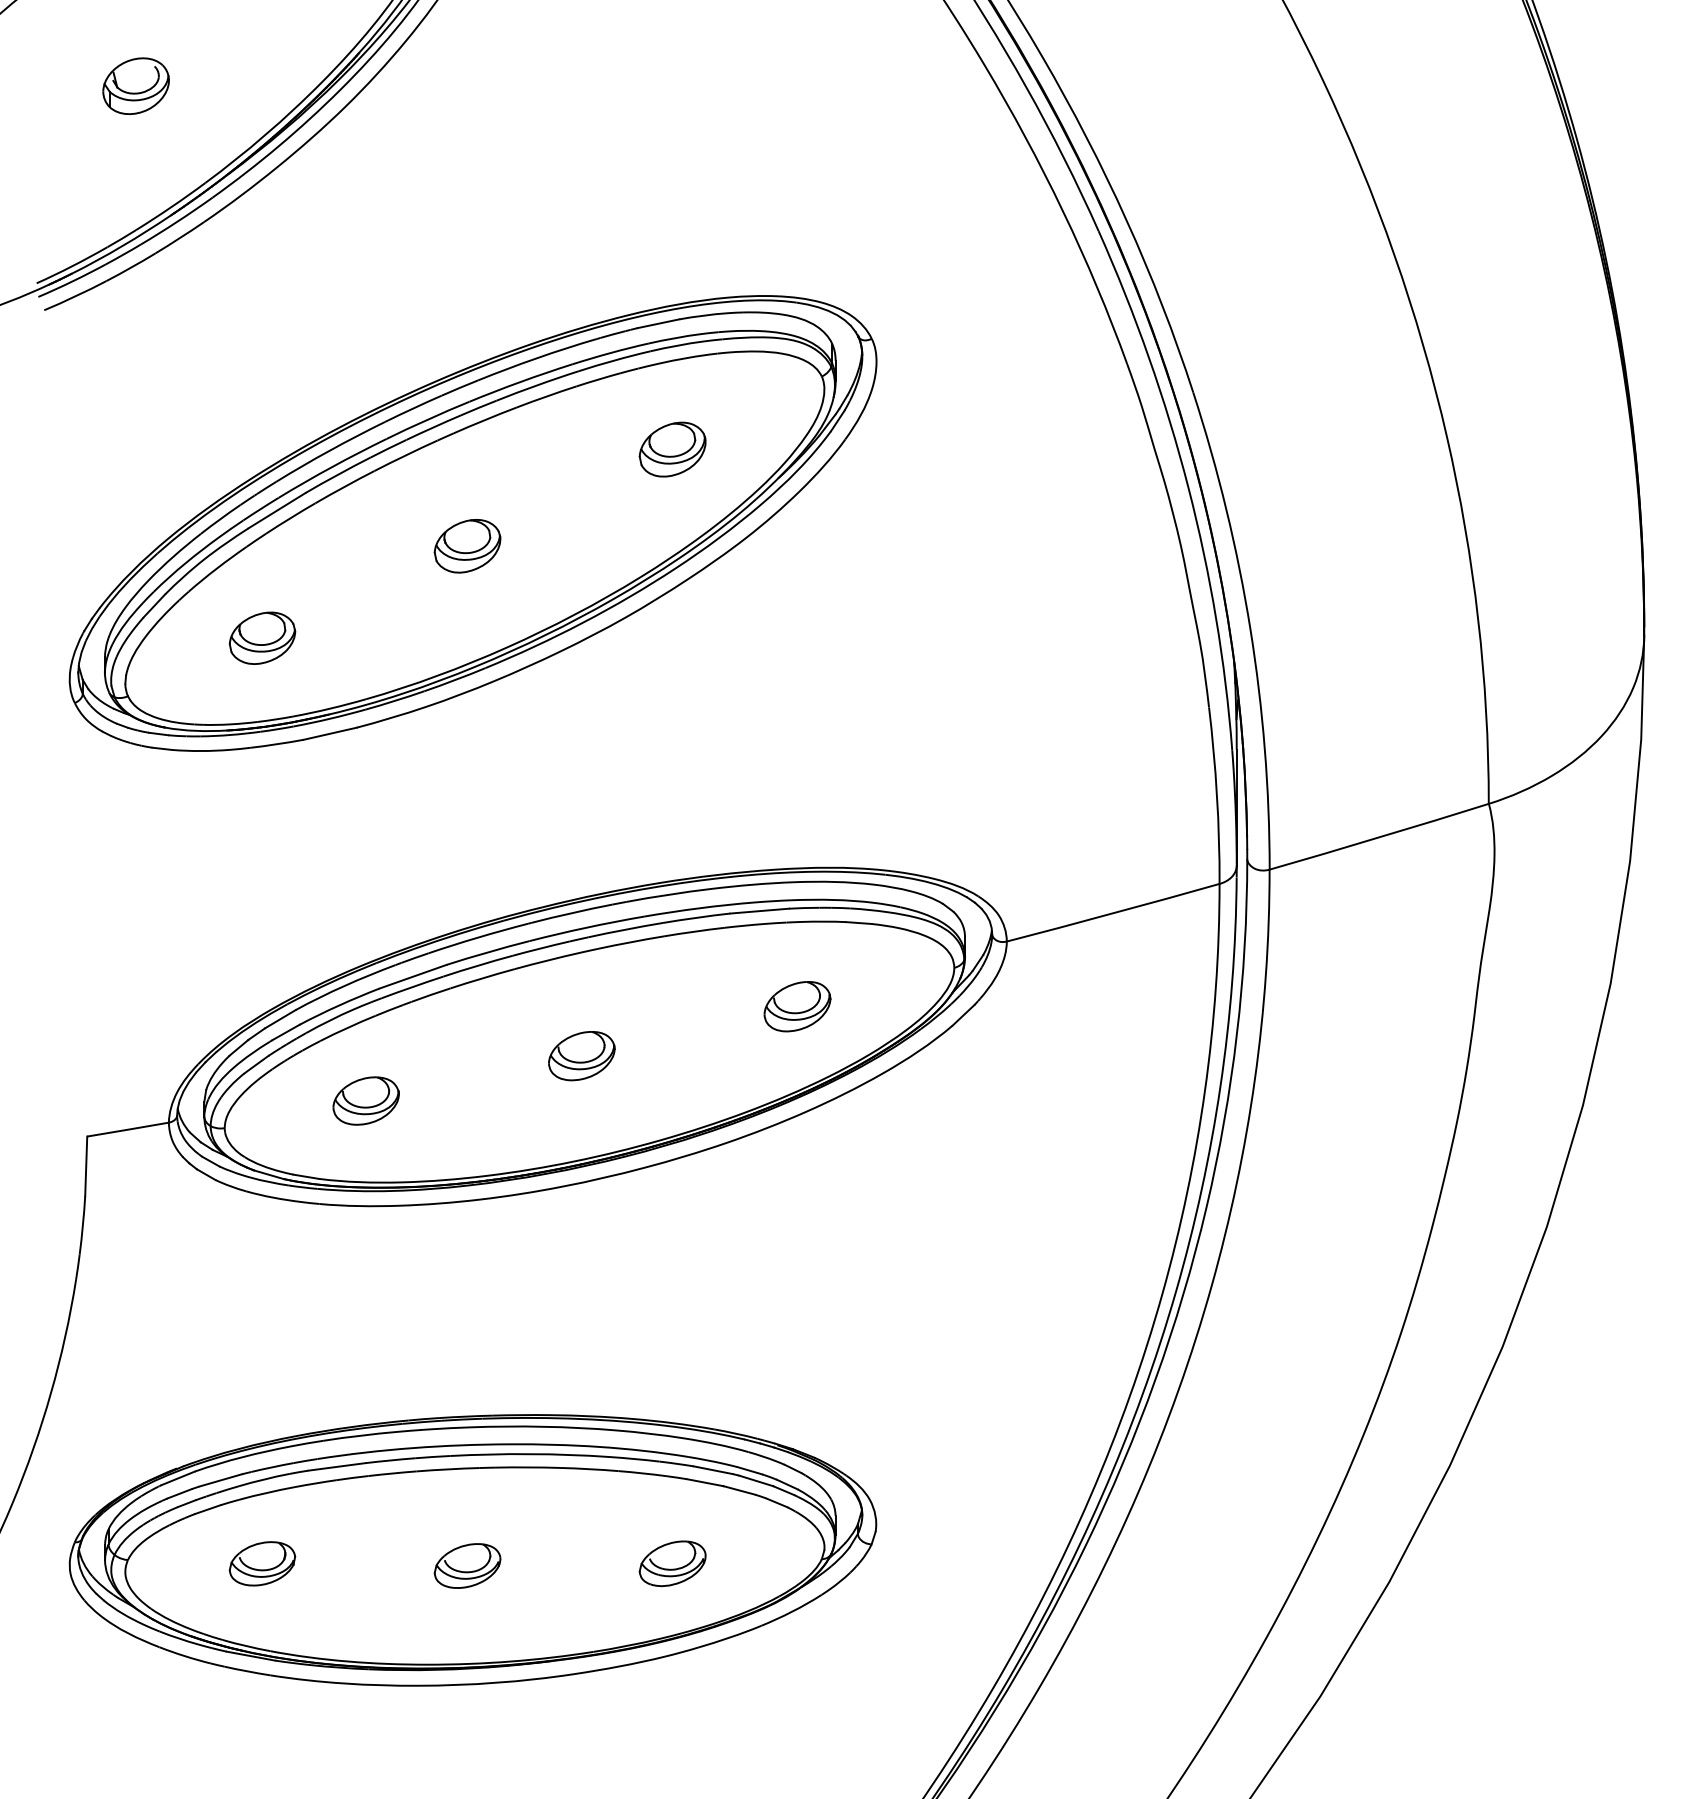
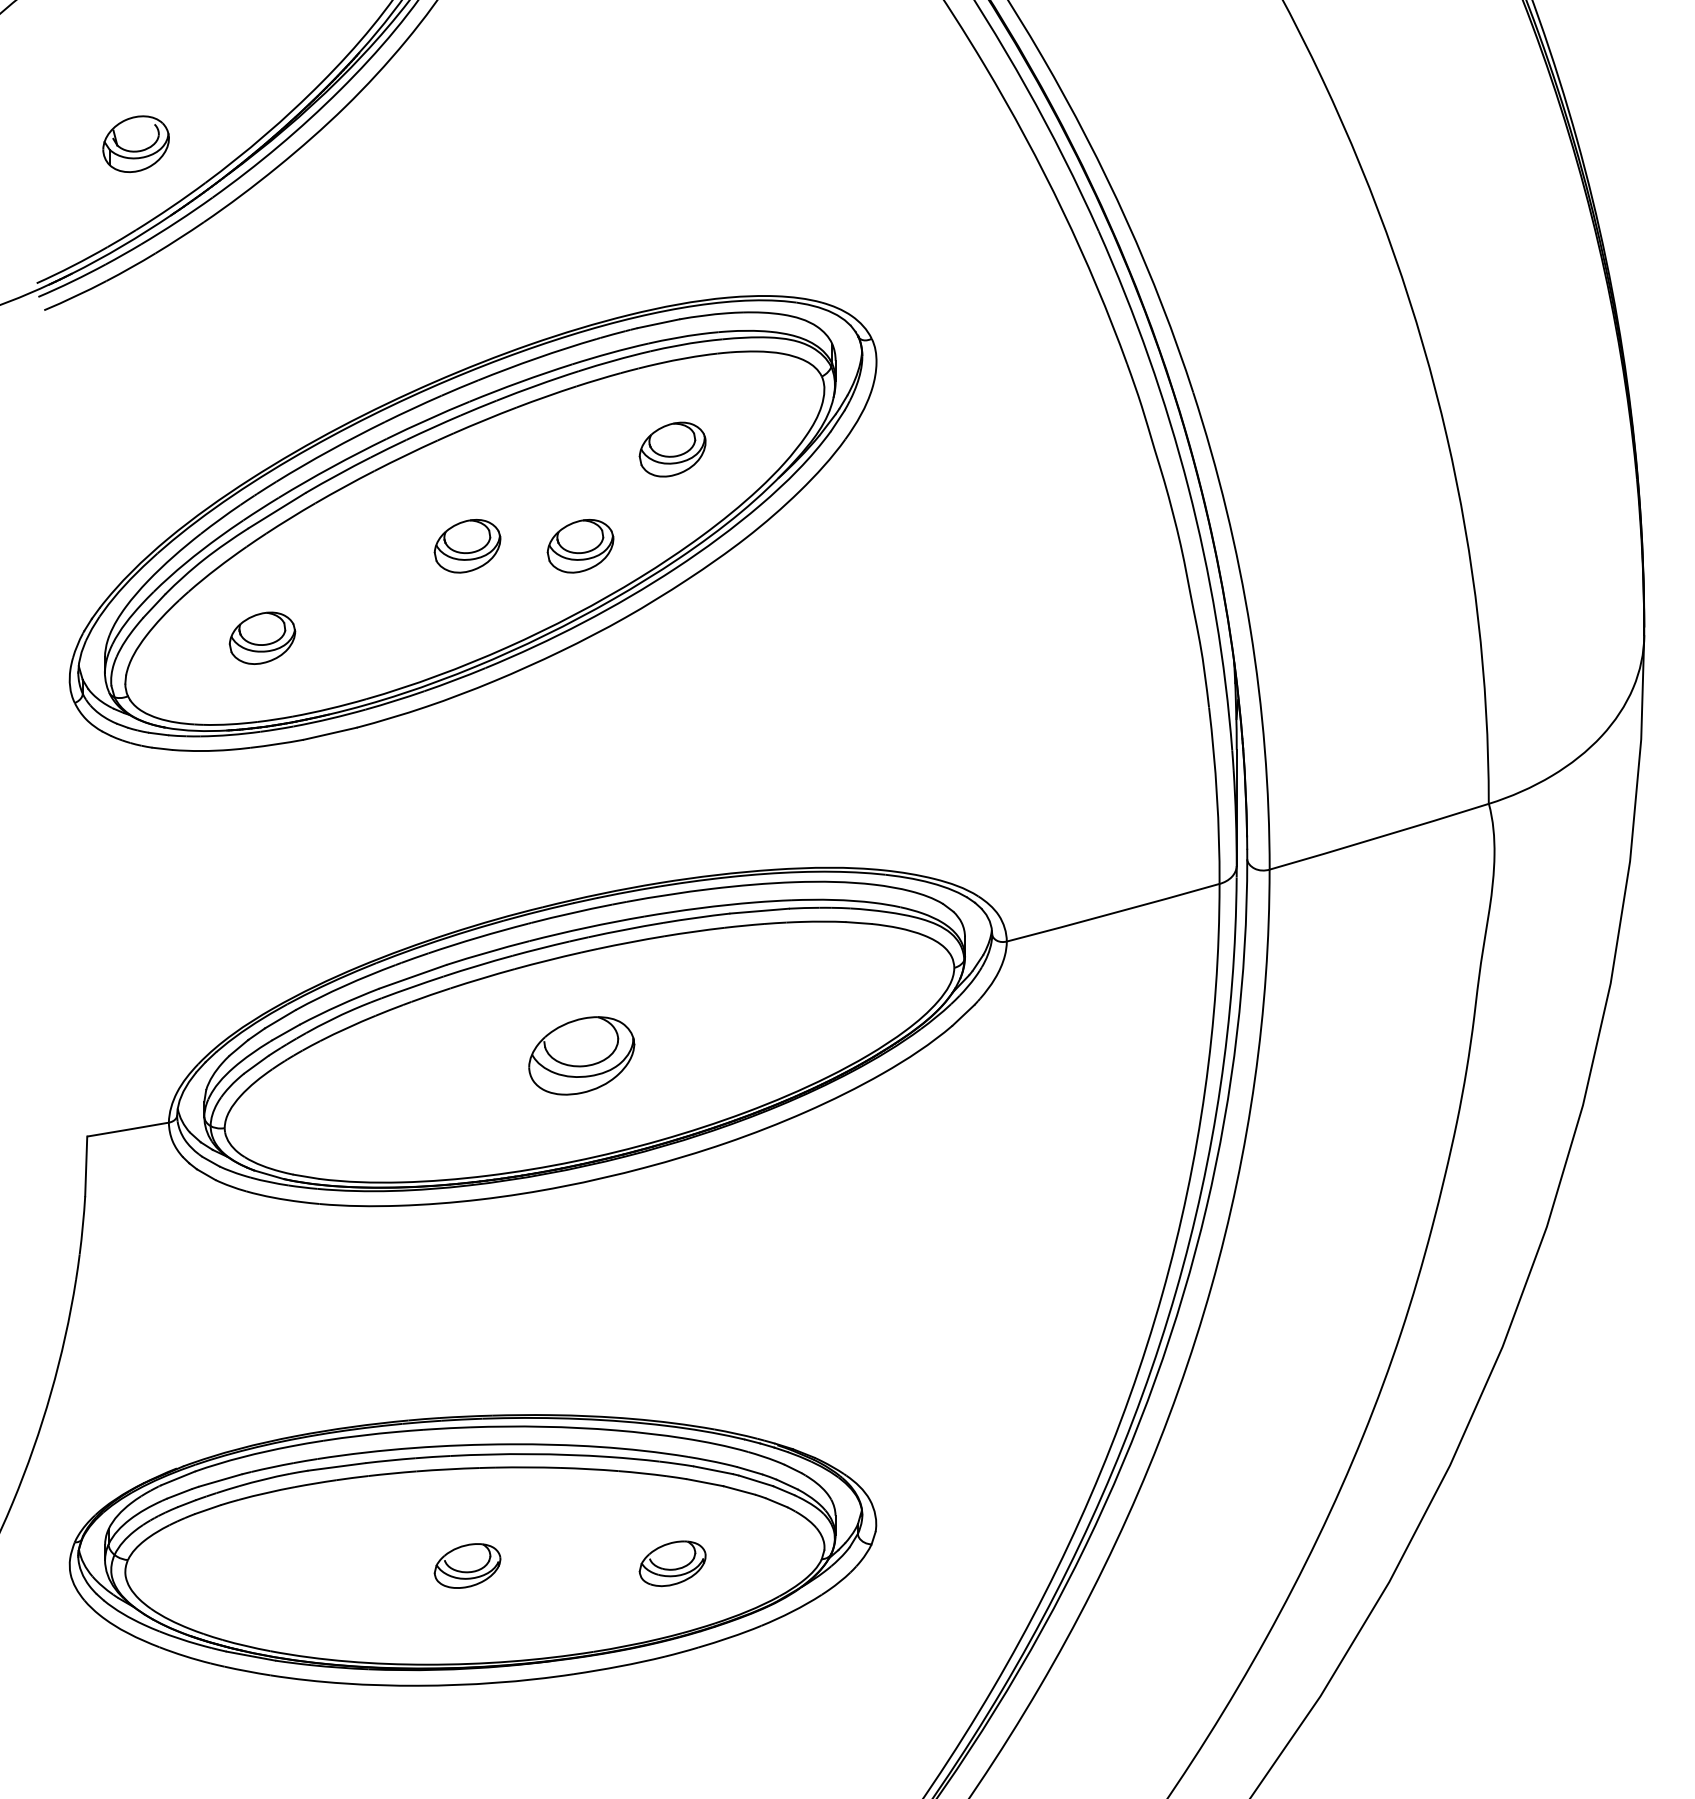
part position: (135, 85) -> (135, 143) (135, 143)
part: none -> present (580, 546)
part: present -> none (797, 1006)
part size: 68x51 px -> 108x80 px (581, 1055)
part: present -> none (365, 1100)
part: present -> none (262, 1563)
